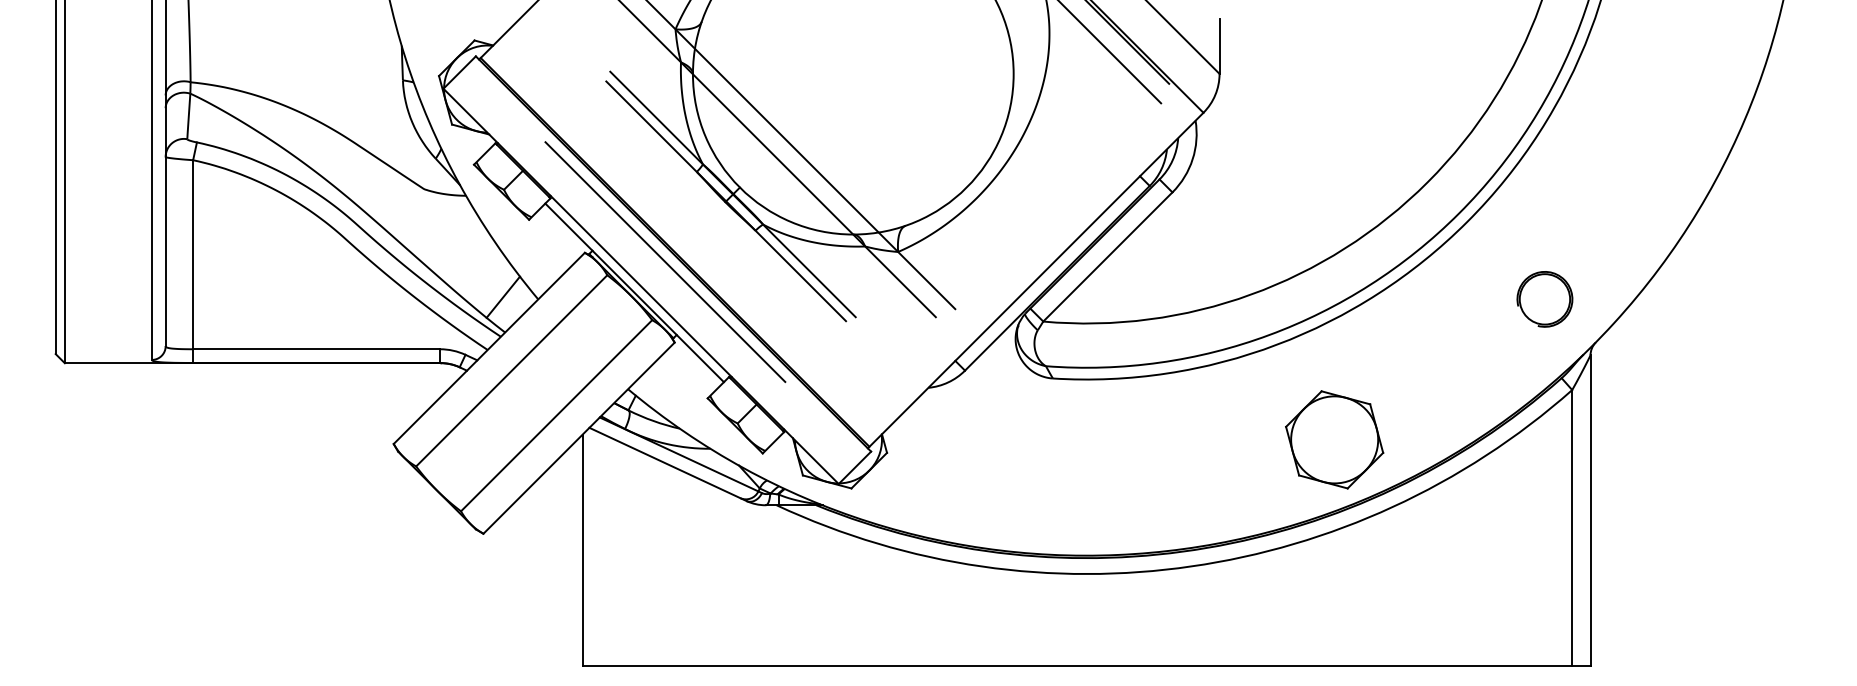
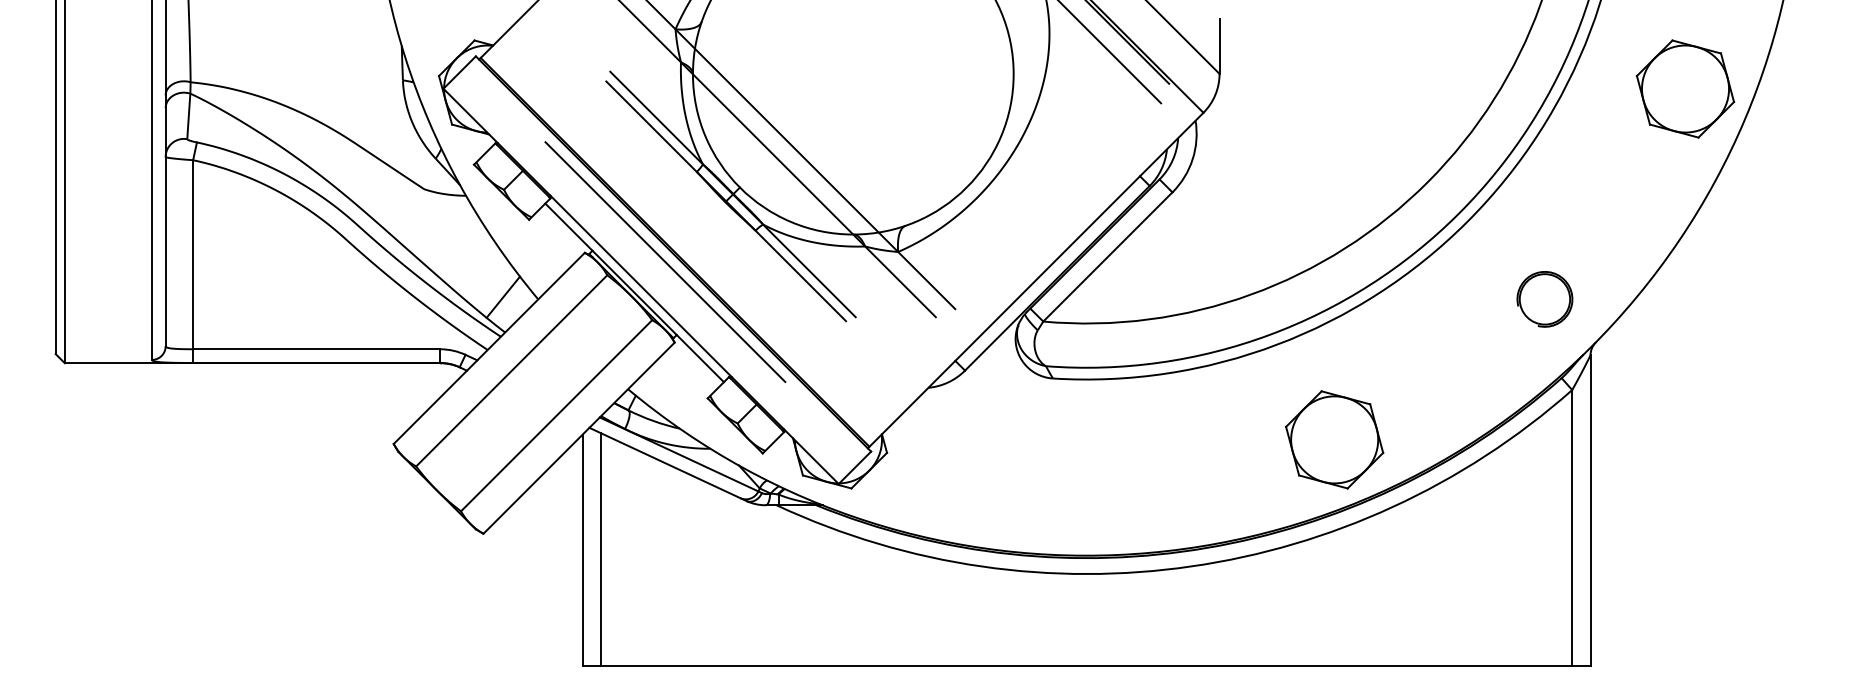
part: none -> present (1685, 88)
line: none -> present (600, 549)
